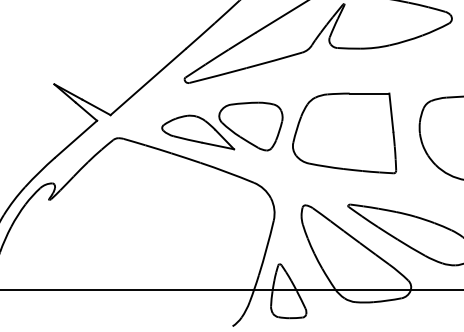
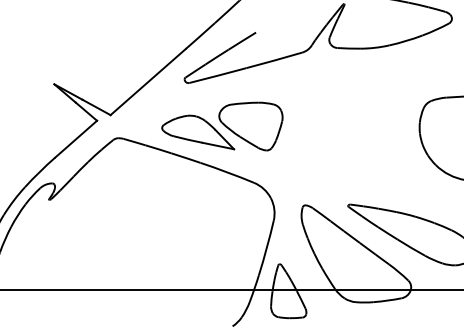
line: present -> none (280, 17)
part: present -> none (344, 133)
